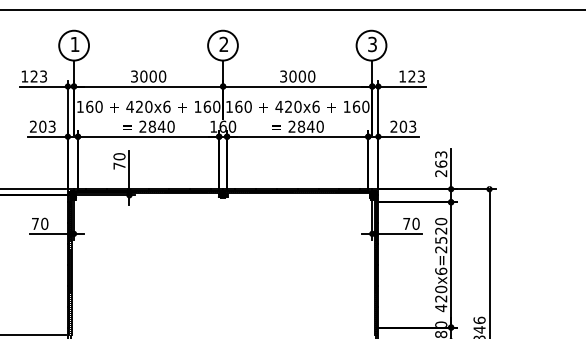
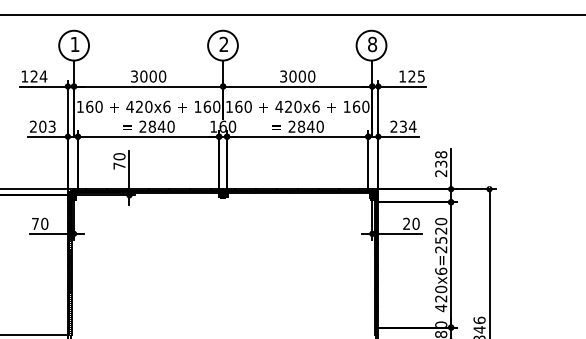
line position: (292, 10) -> (292, 15) (292, 15)
text: 3 -> 8 (372, 44)
text: 123 -> 125 (421, 75)
text: 123 -> 124 (43, 76)
text: 203 -> 234 (407, 126)
text: 263 -> 238 (441, 159)
text: 70 -> 20 (406, 223)
